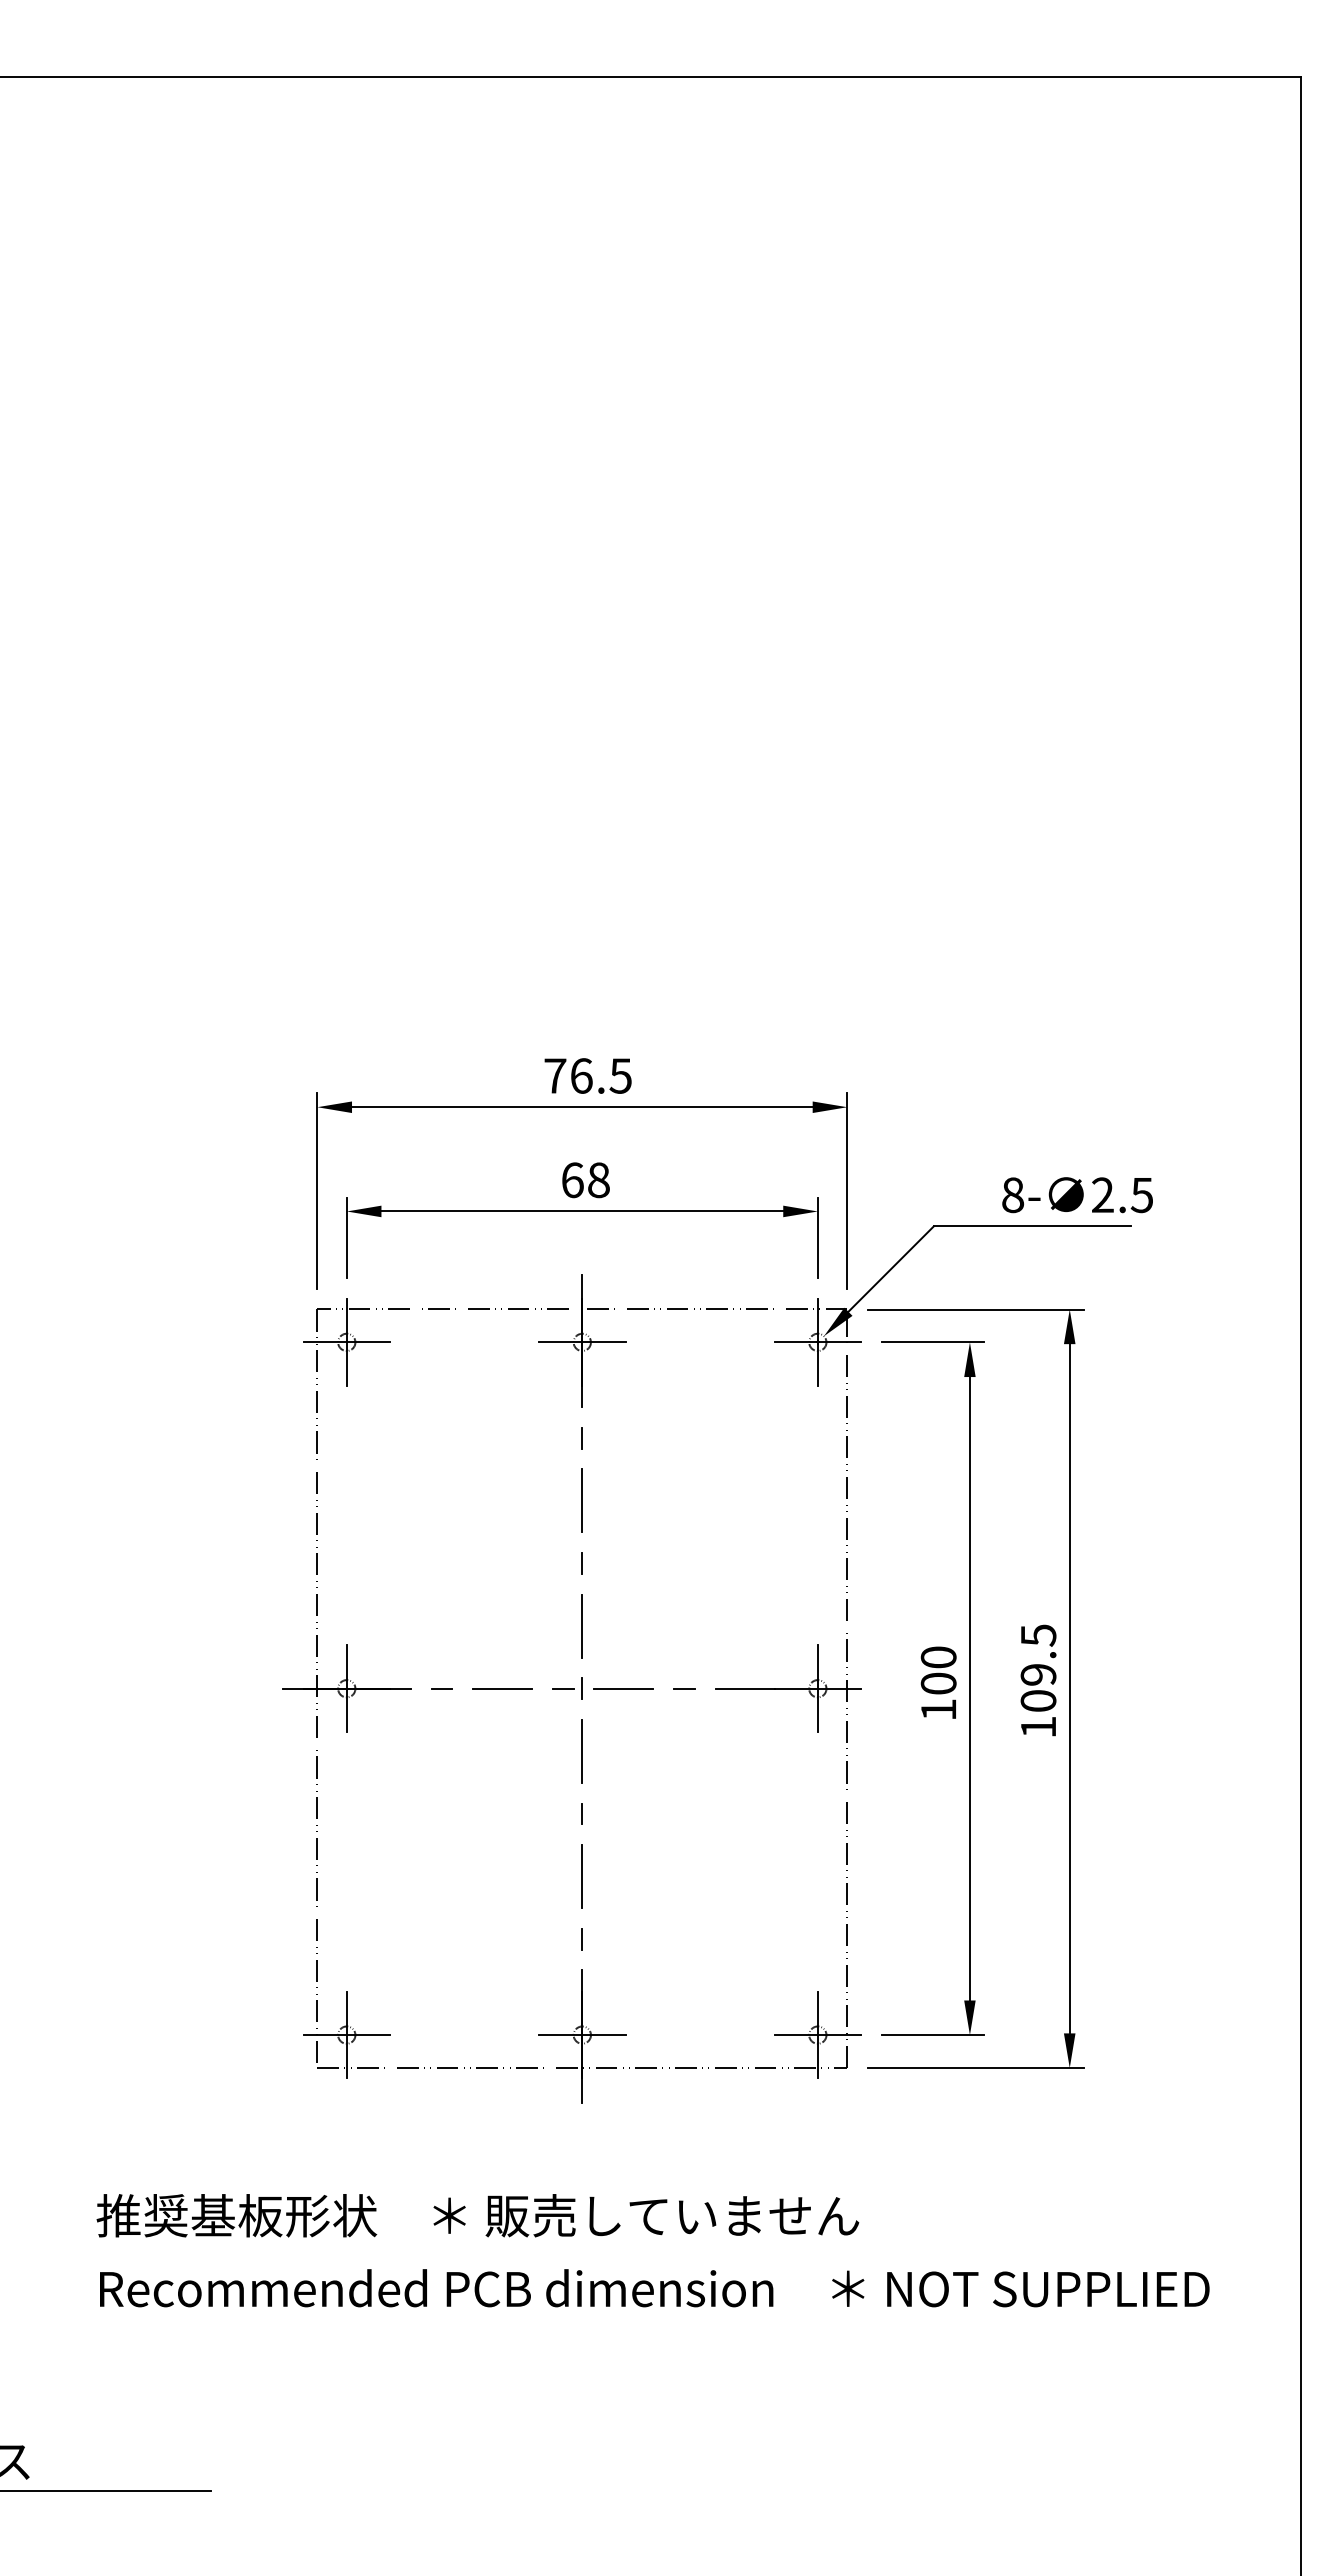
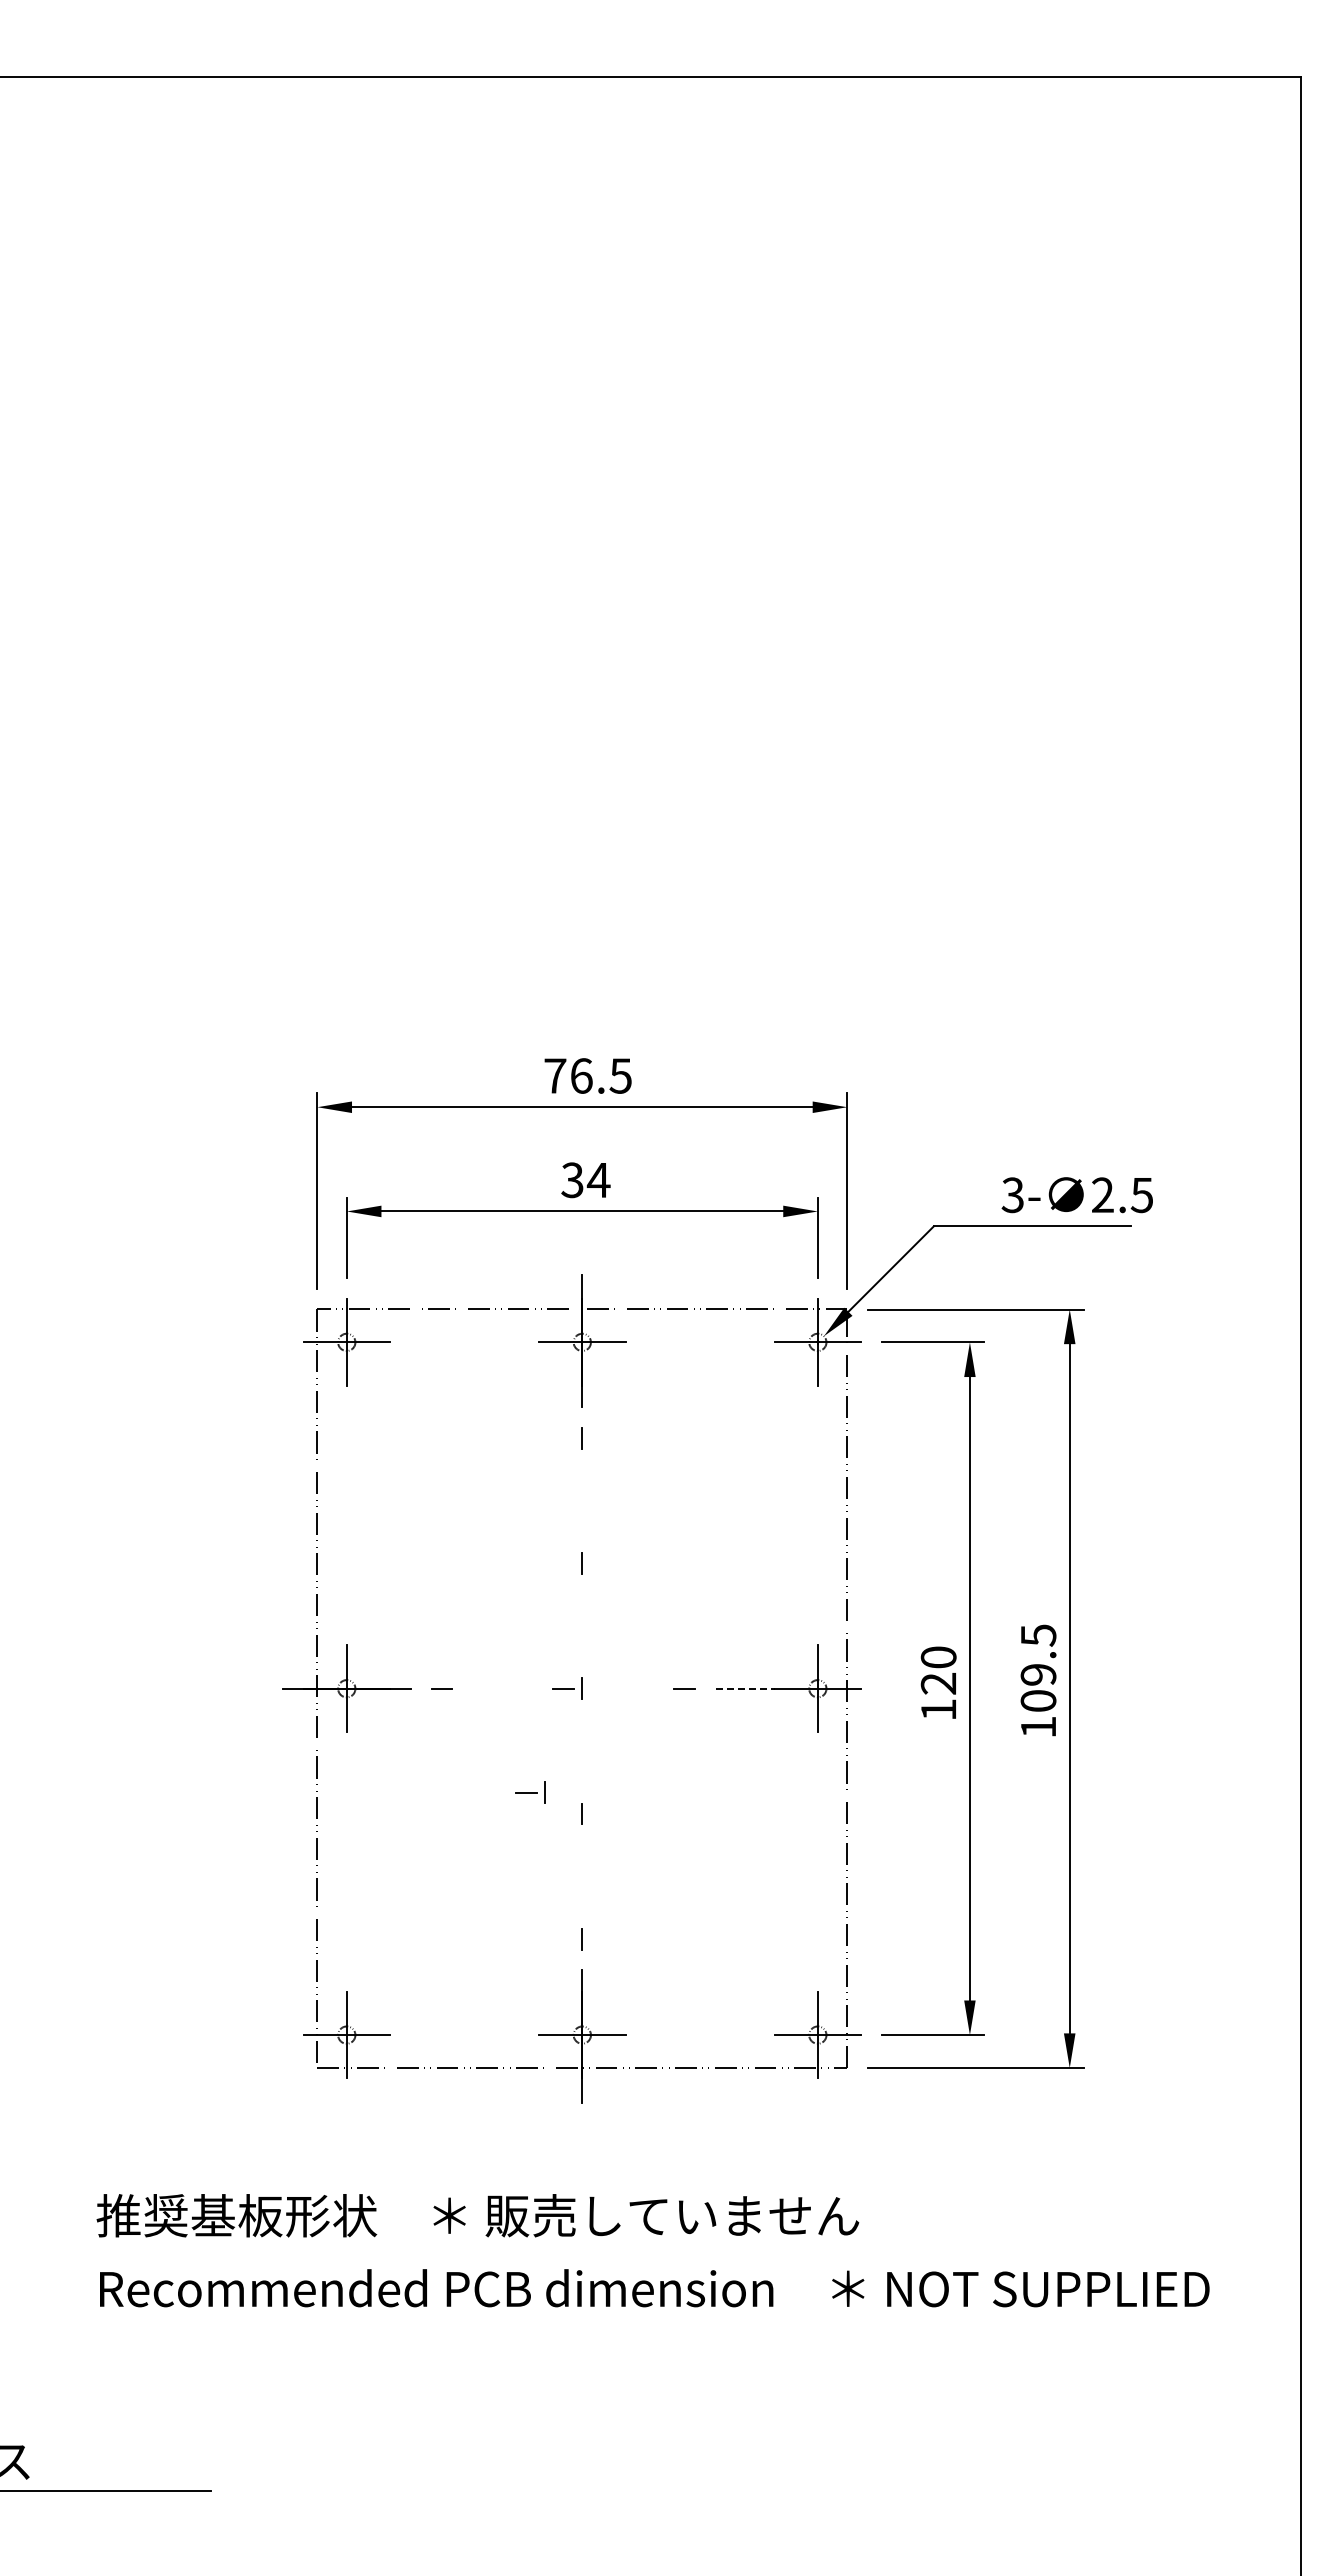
text: 68 -> 34 (585, 1180)
text: 8- -> 3- (1012, 1194)
line: present -> none (582, 1500)
line: present -> none (582, 1625)
text: 100 -> 120 (938, 1683)
line: present -> none (502, 1688)
line: present -> none (623, 1688)
line: solid -> dashed (745, 1688)
line: present -> none (582, 1750)
part: none -> present (530, 1792)
line: present -> none (582, 1876)
